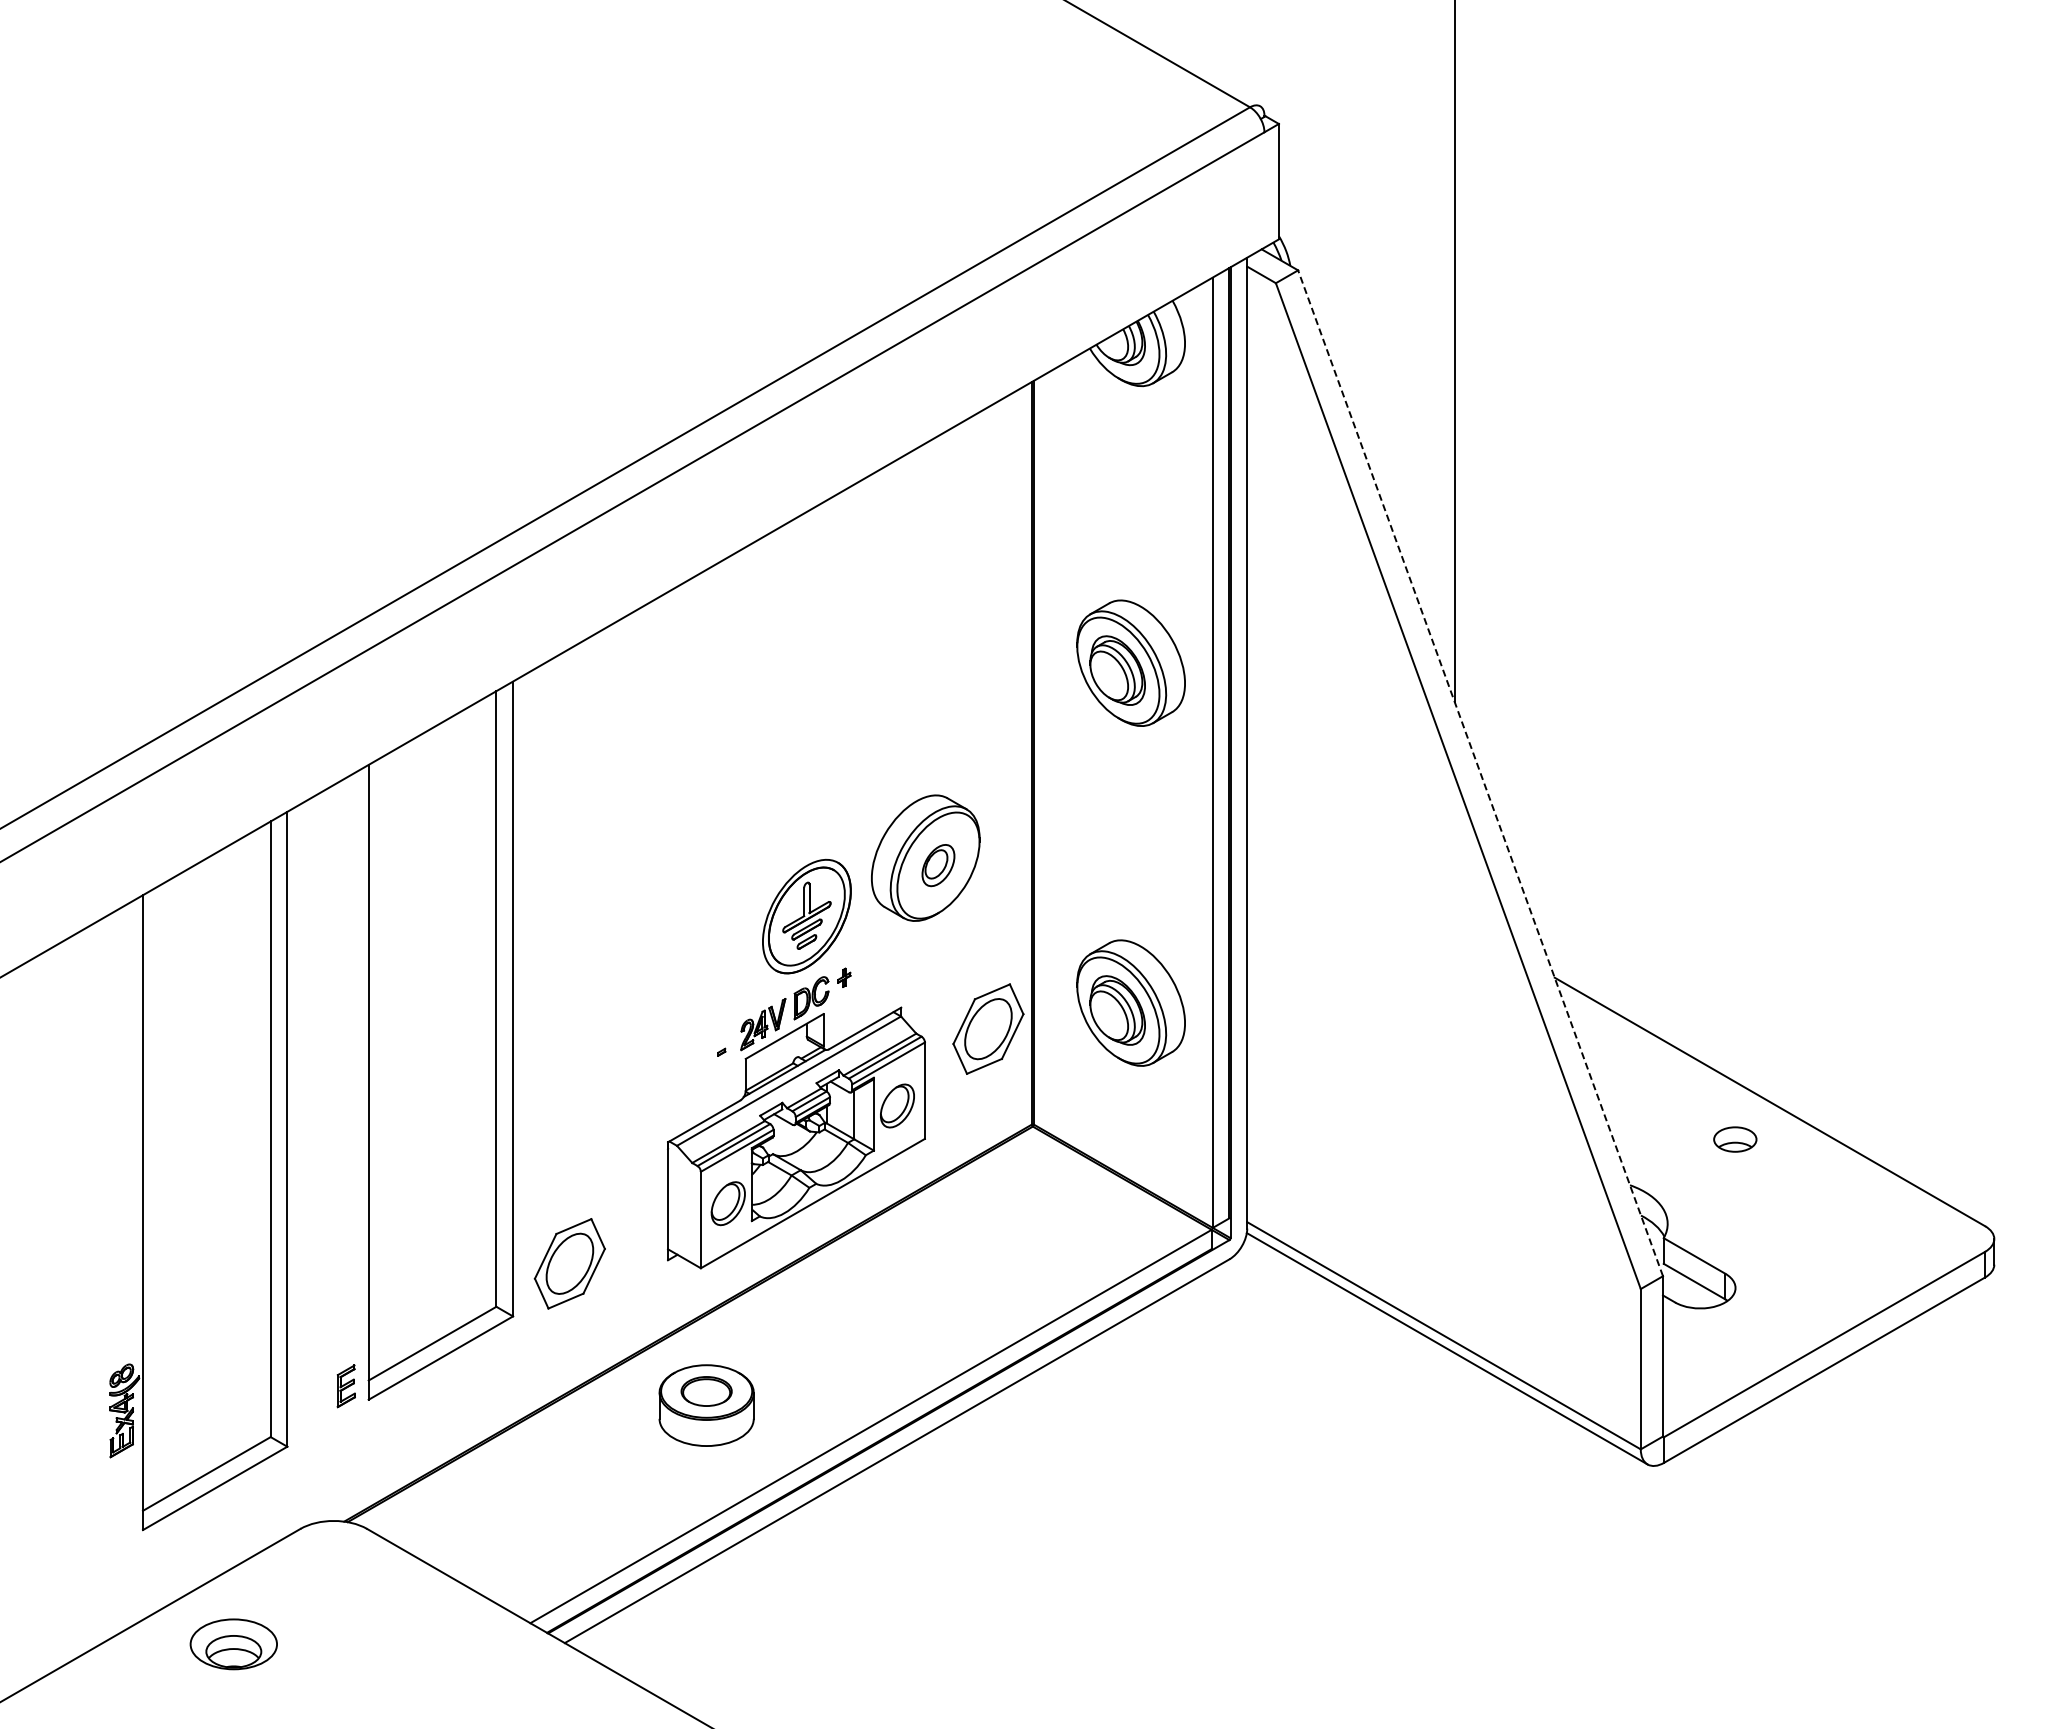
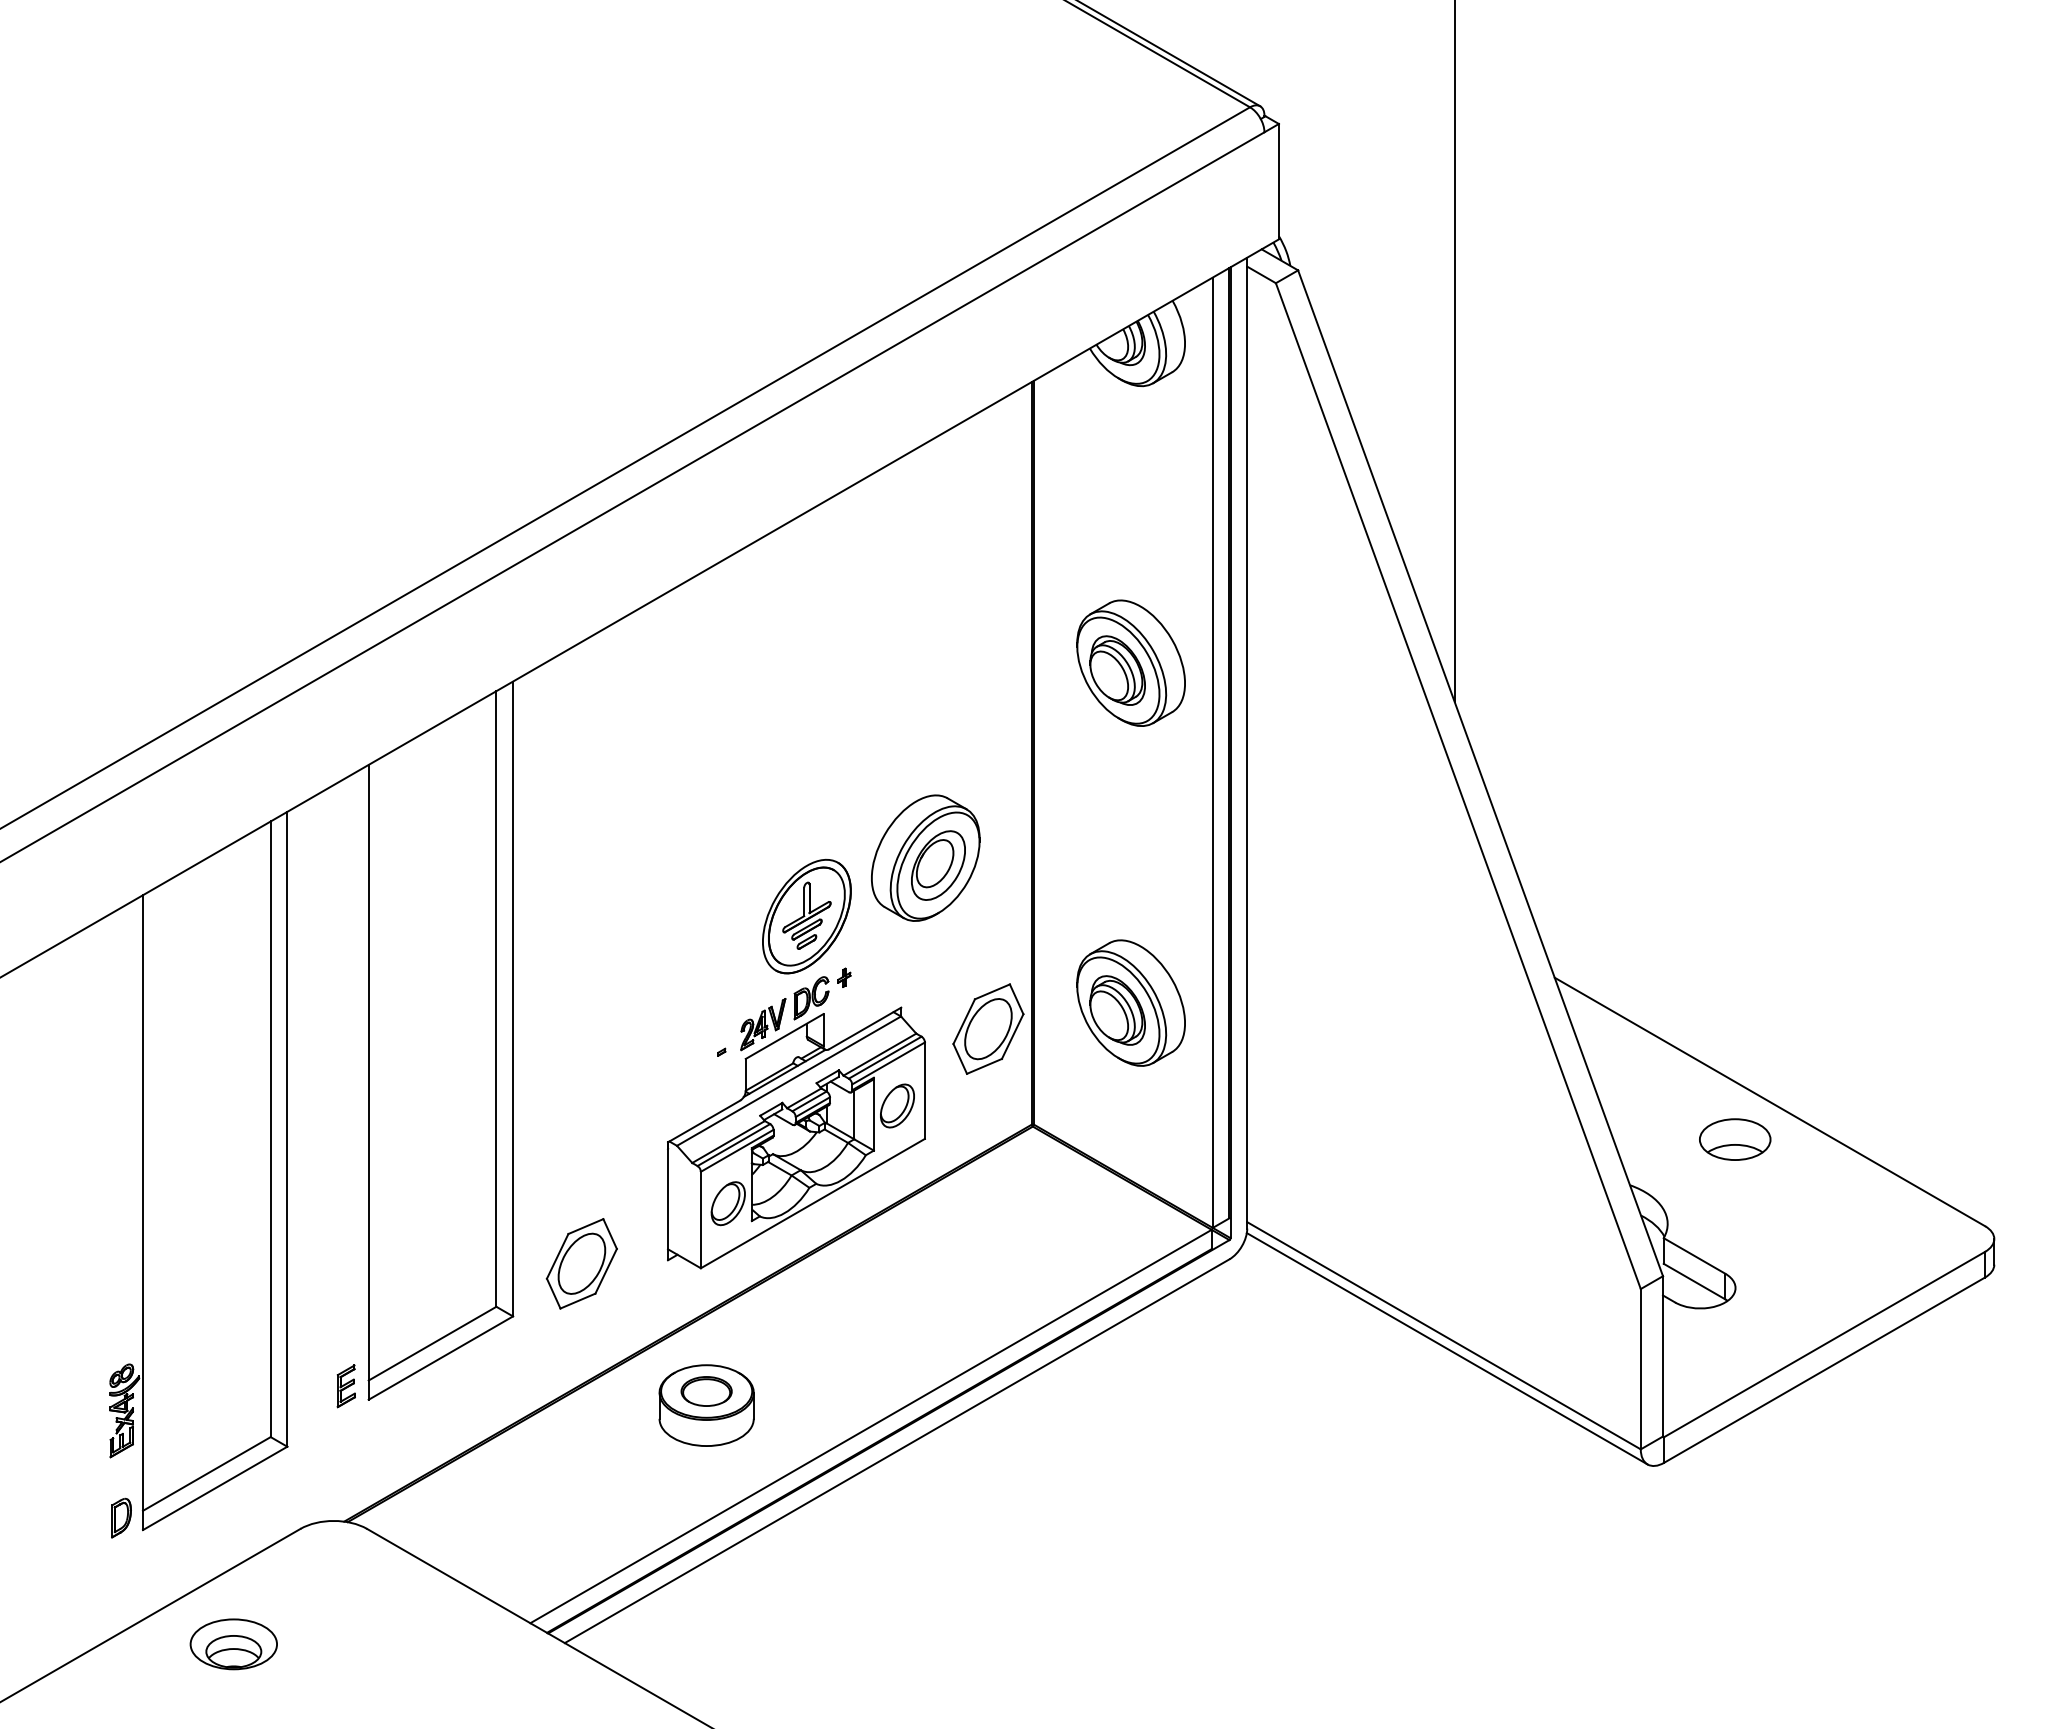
line: none -> present (1170, 54)
line: dashed -> solid (1480, 773)
part size: 35x44 px -> 55x71 px (938, 865)
part size: 45x27 px -> 73x43 px (1735, 1139)
part position: (569, 1263) -> (581, 1263) (581, 1263)
part: none -> present (121, 1517)
